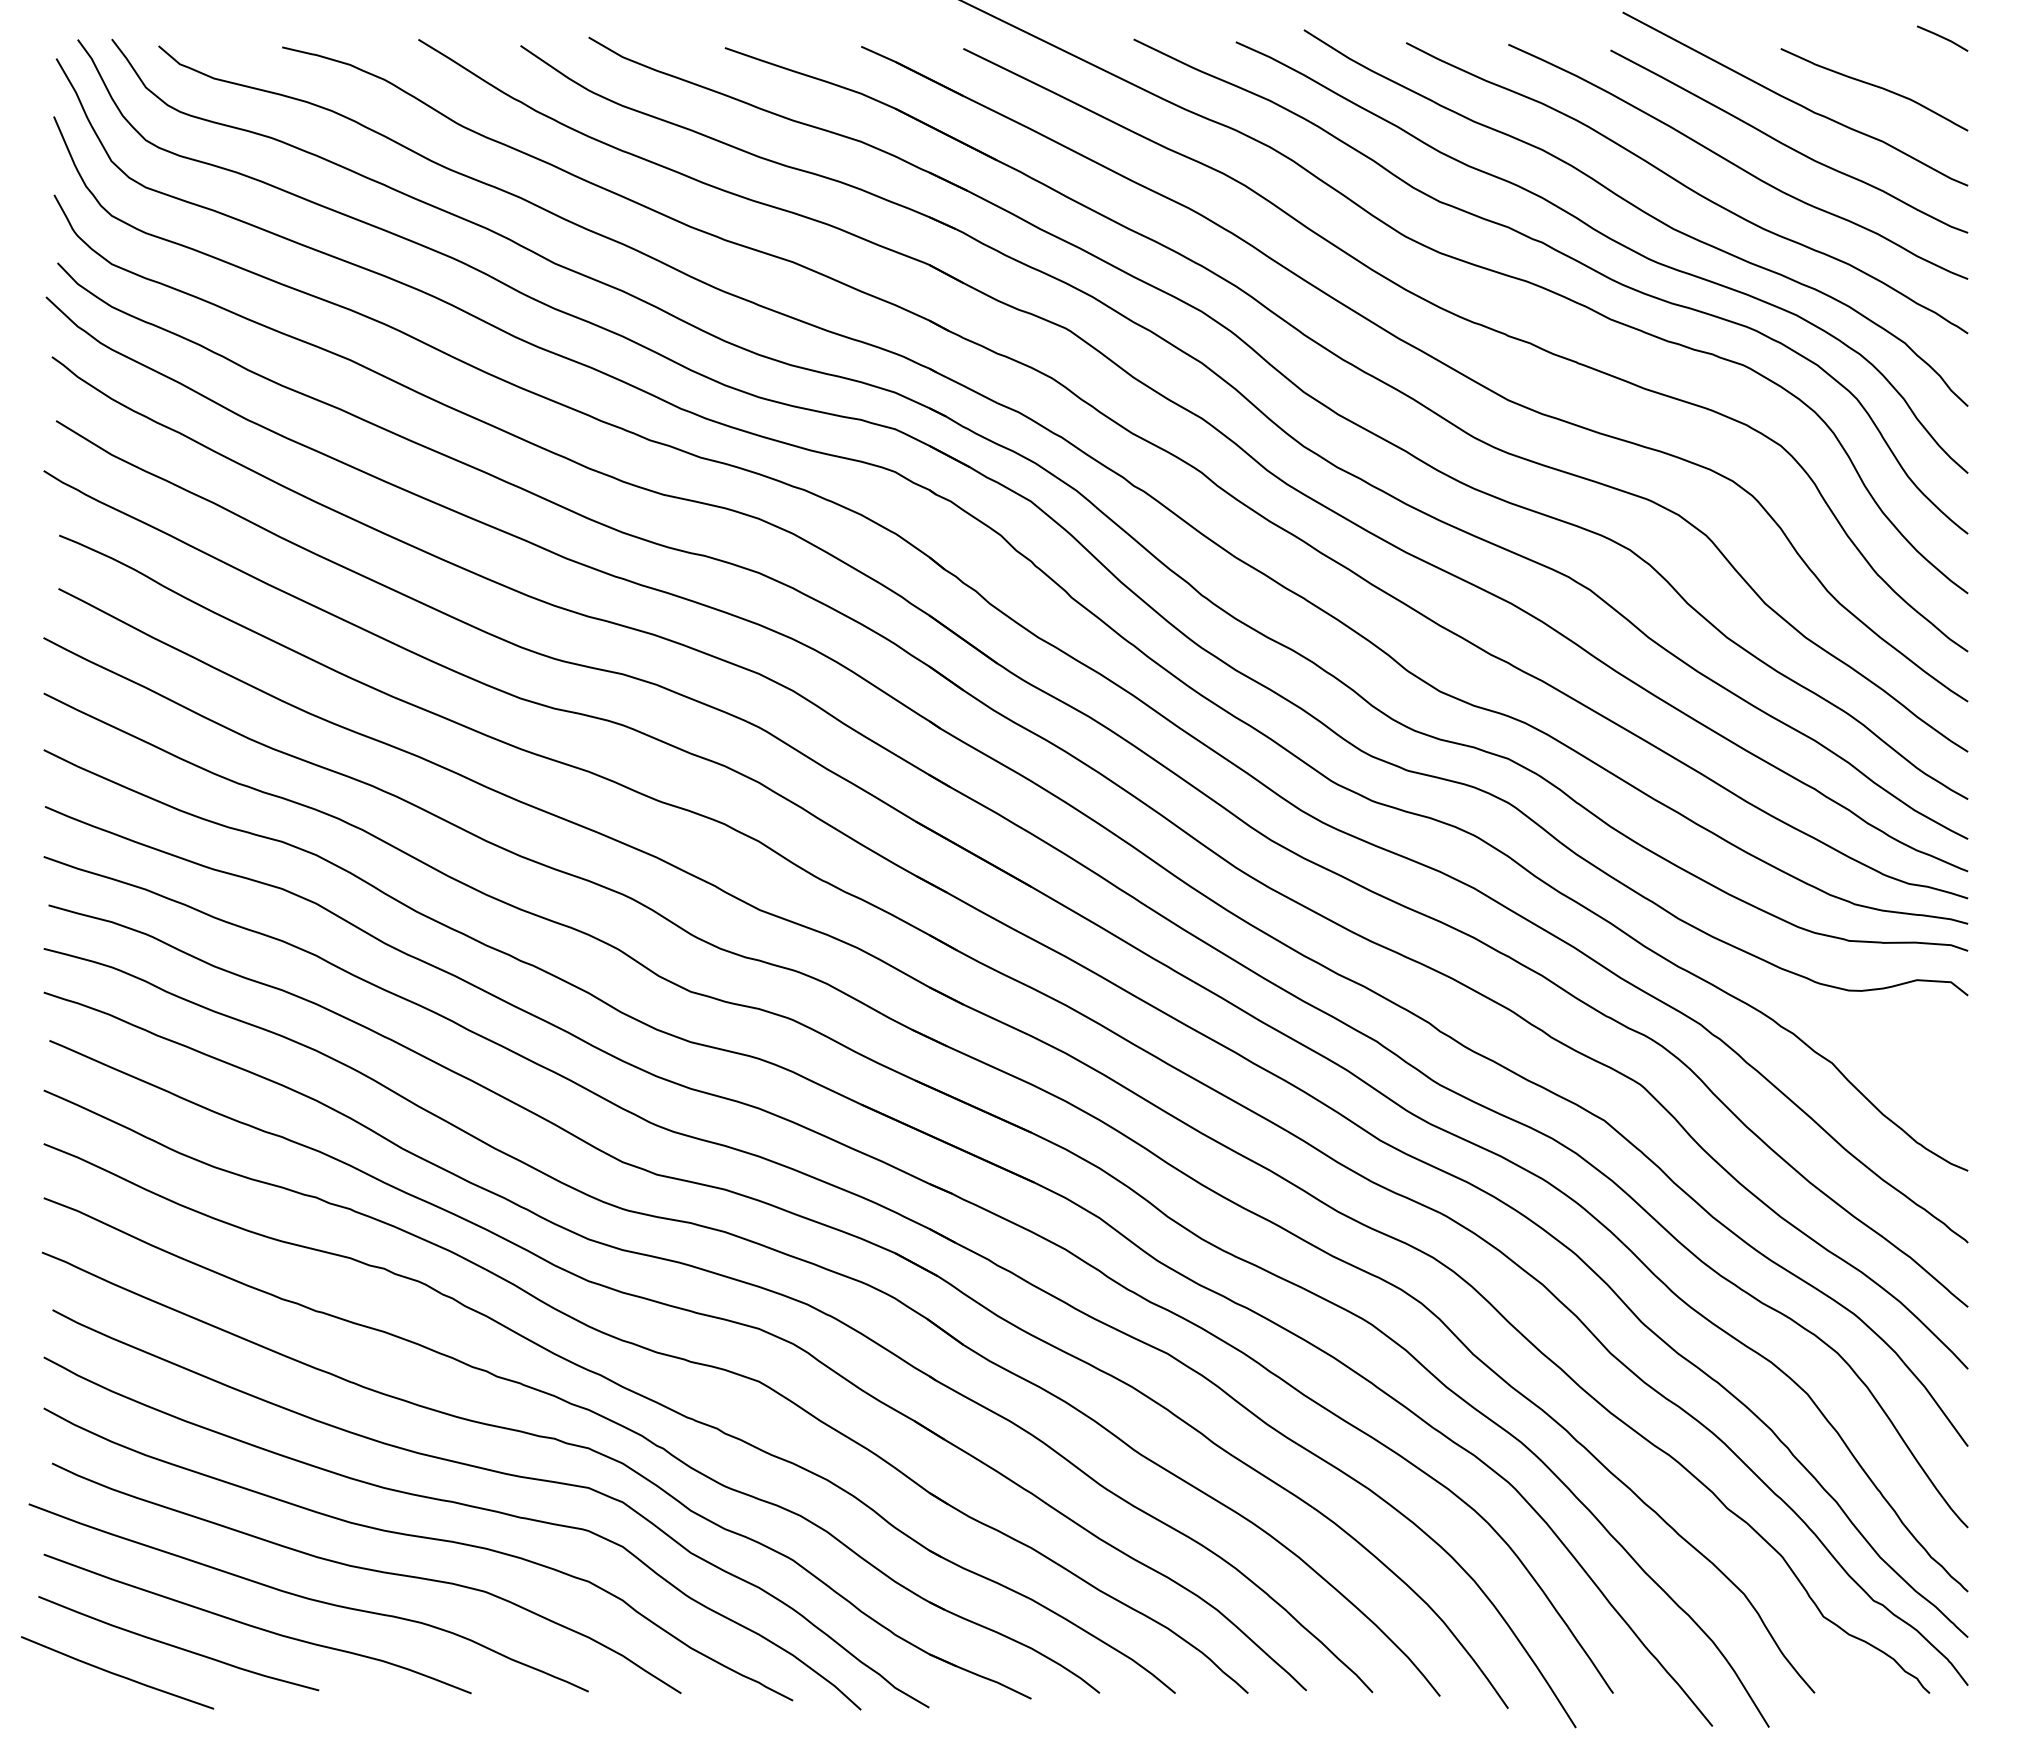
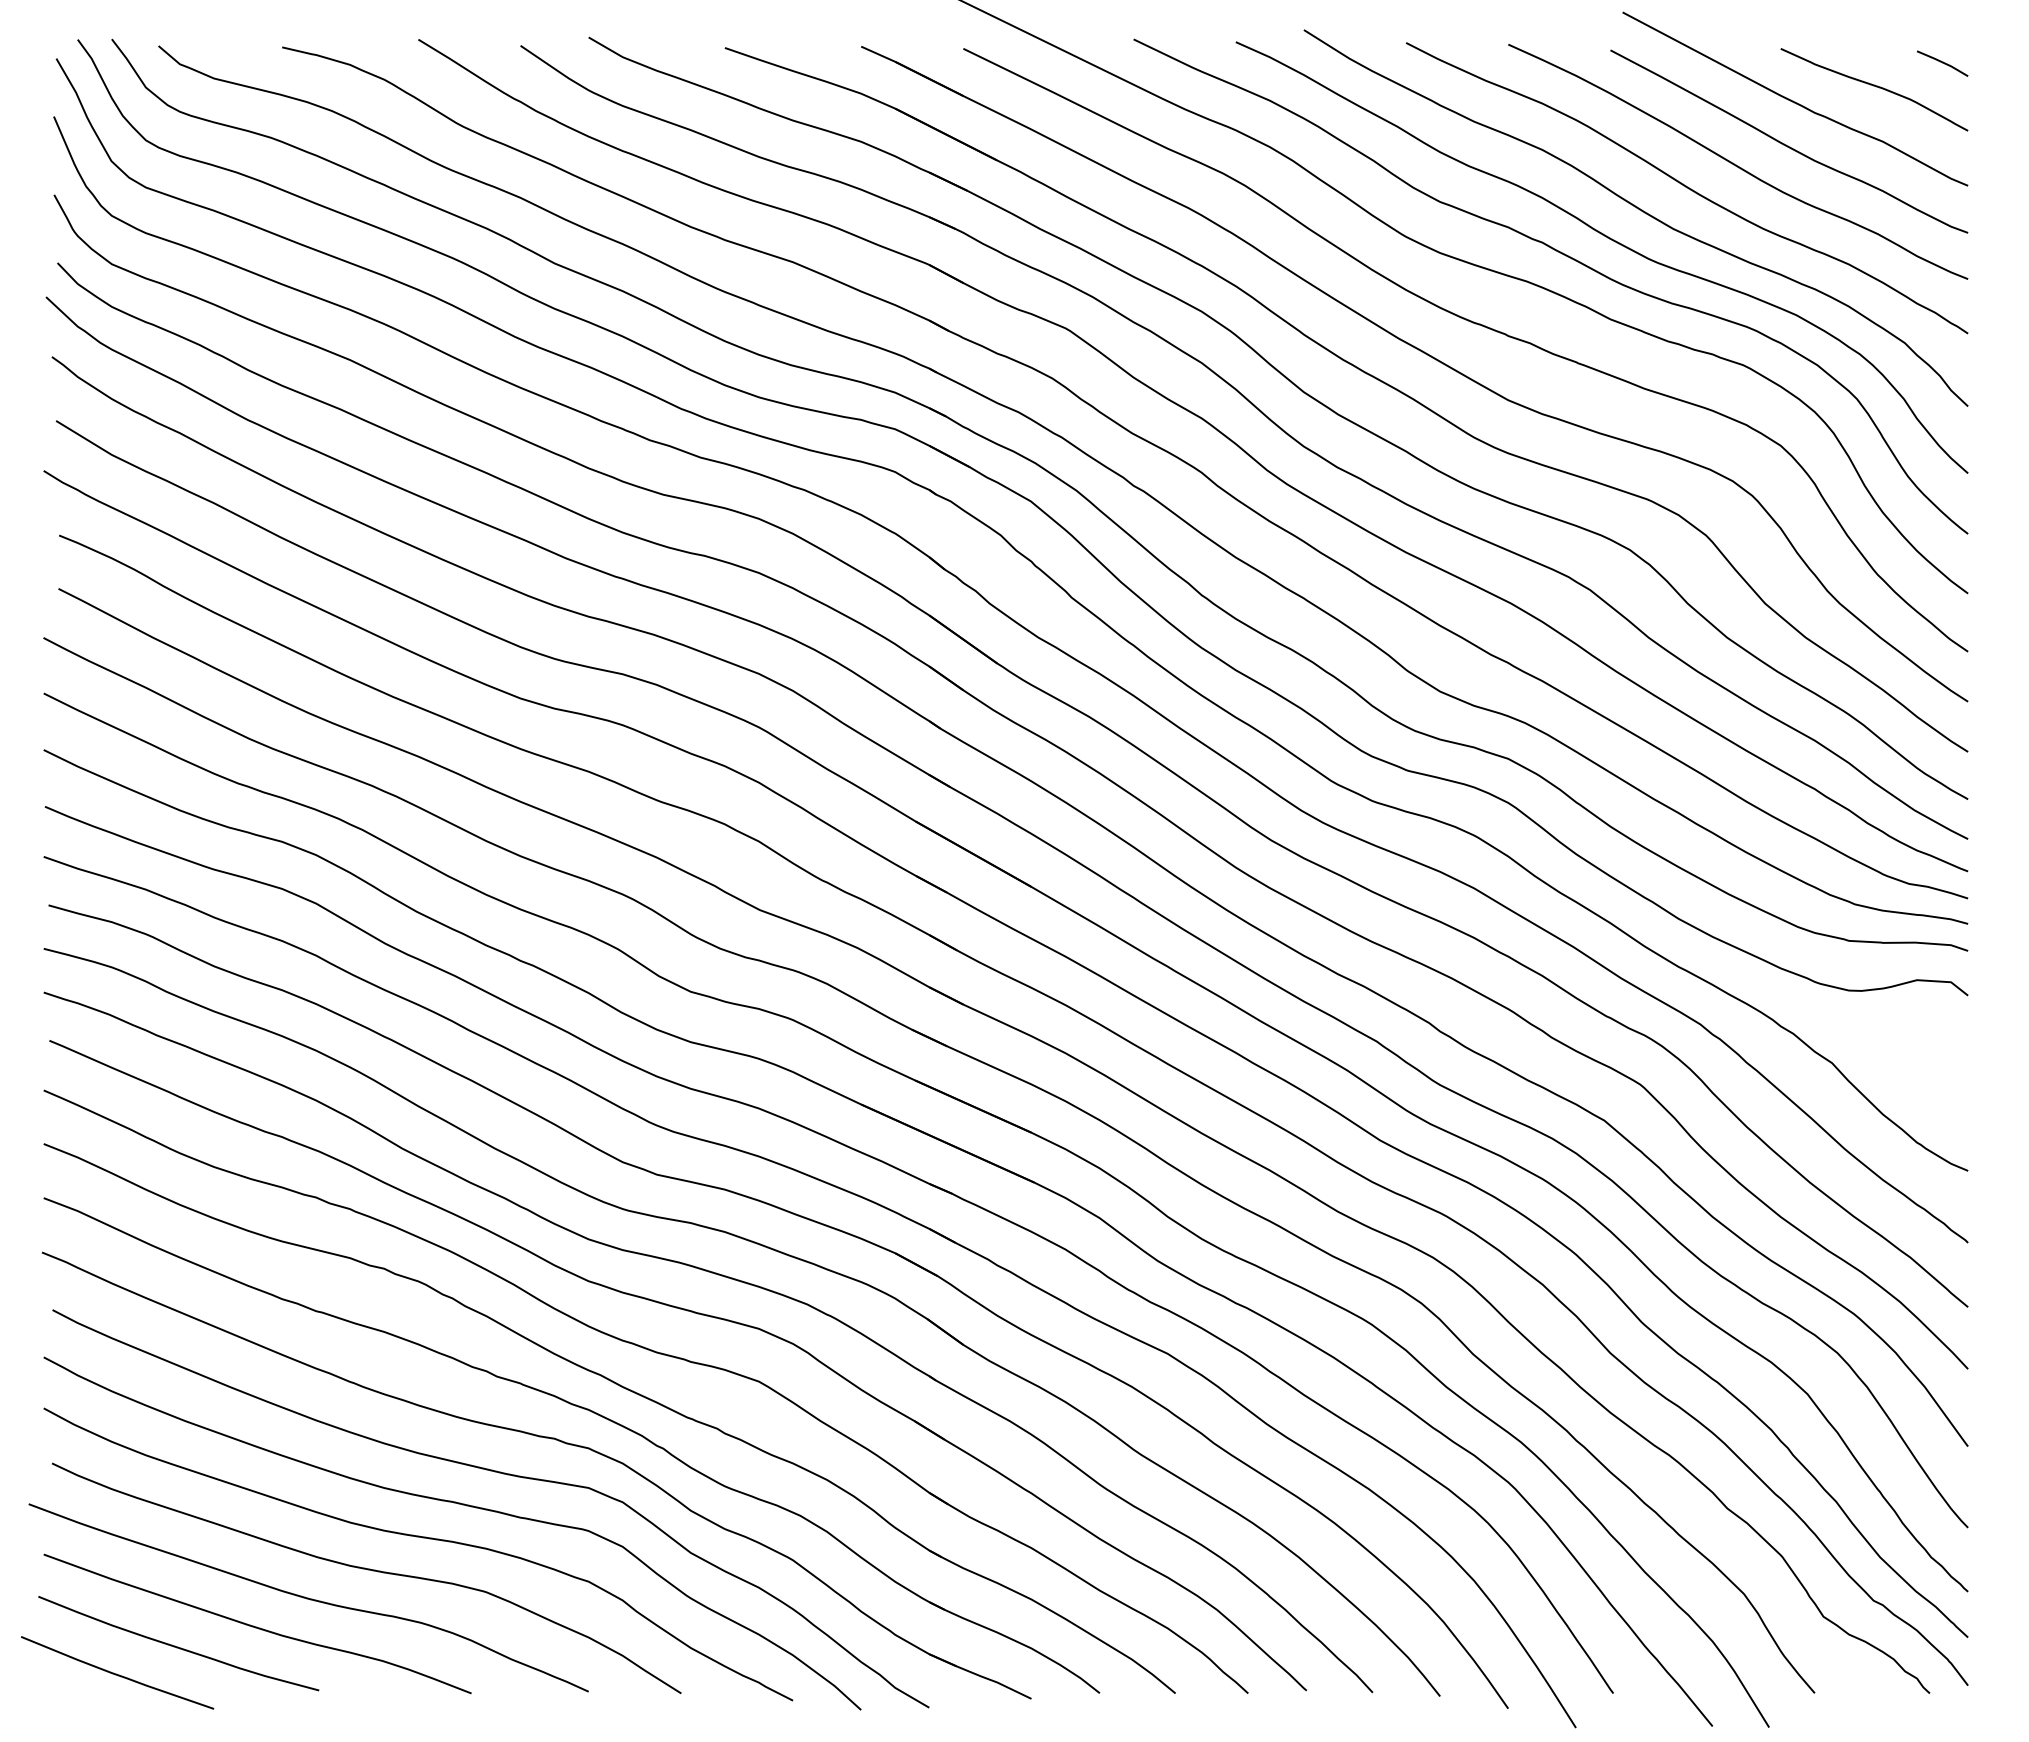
line position: (1942, 38) -> (1942, 63) (1942, 63)
